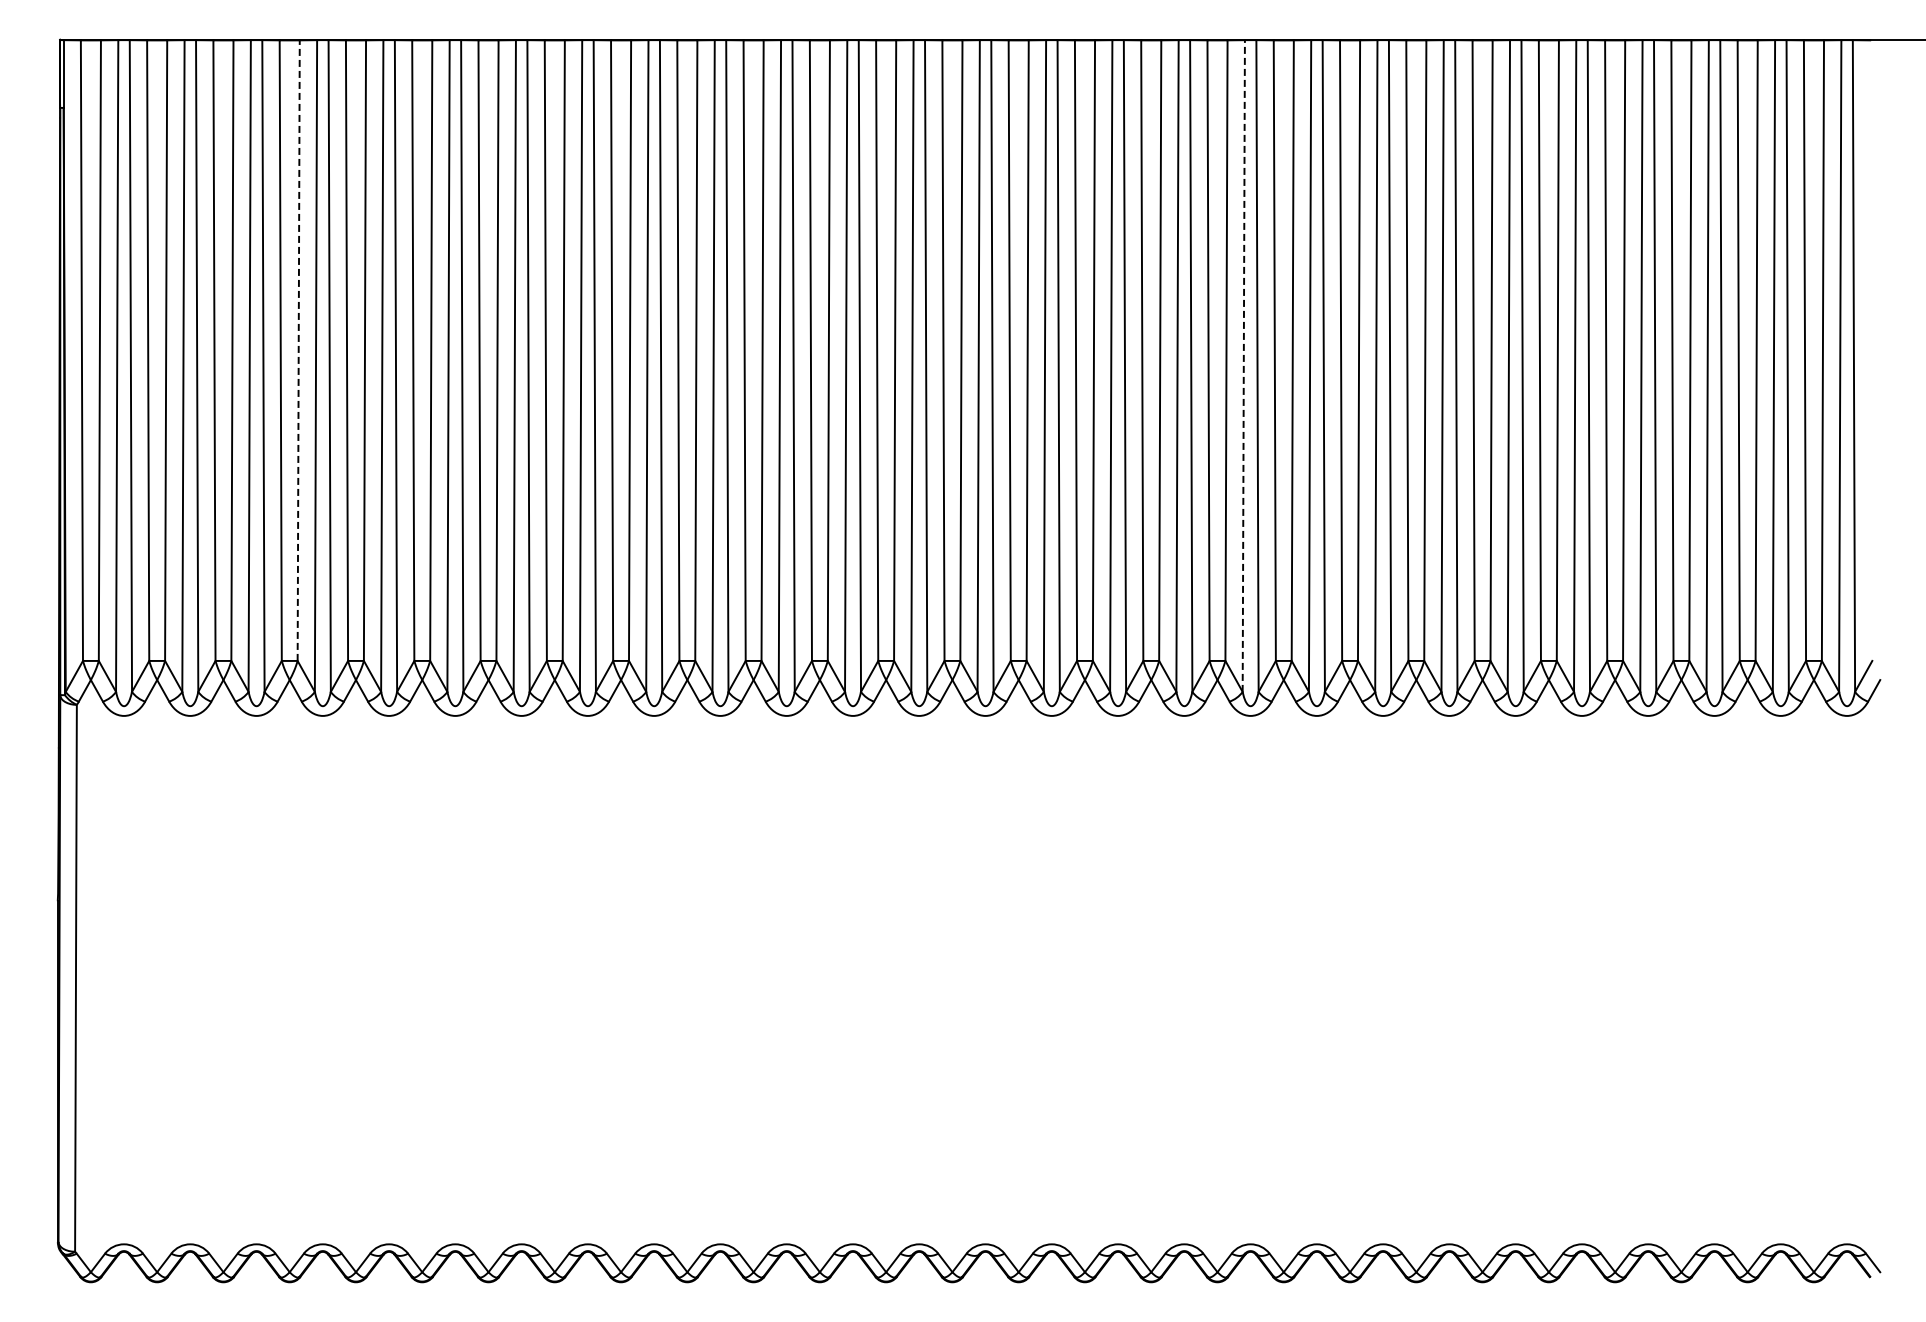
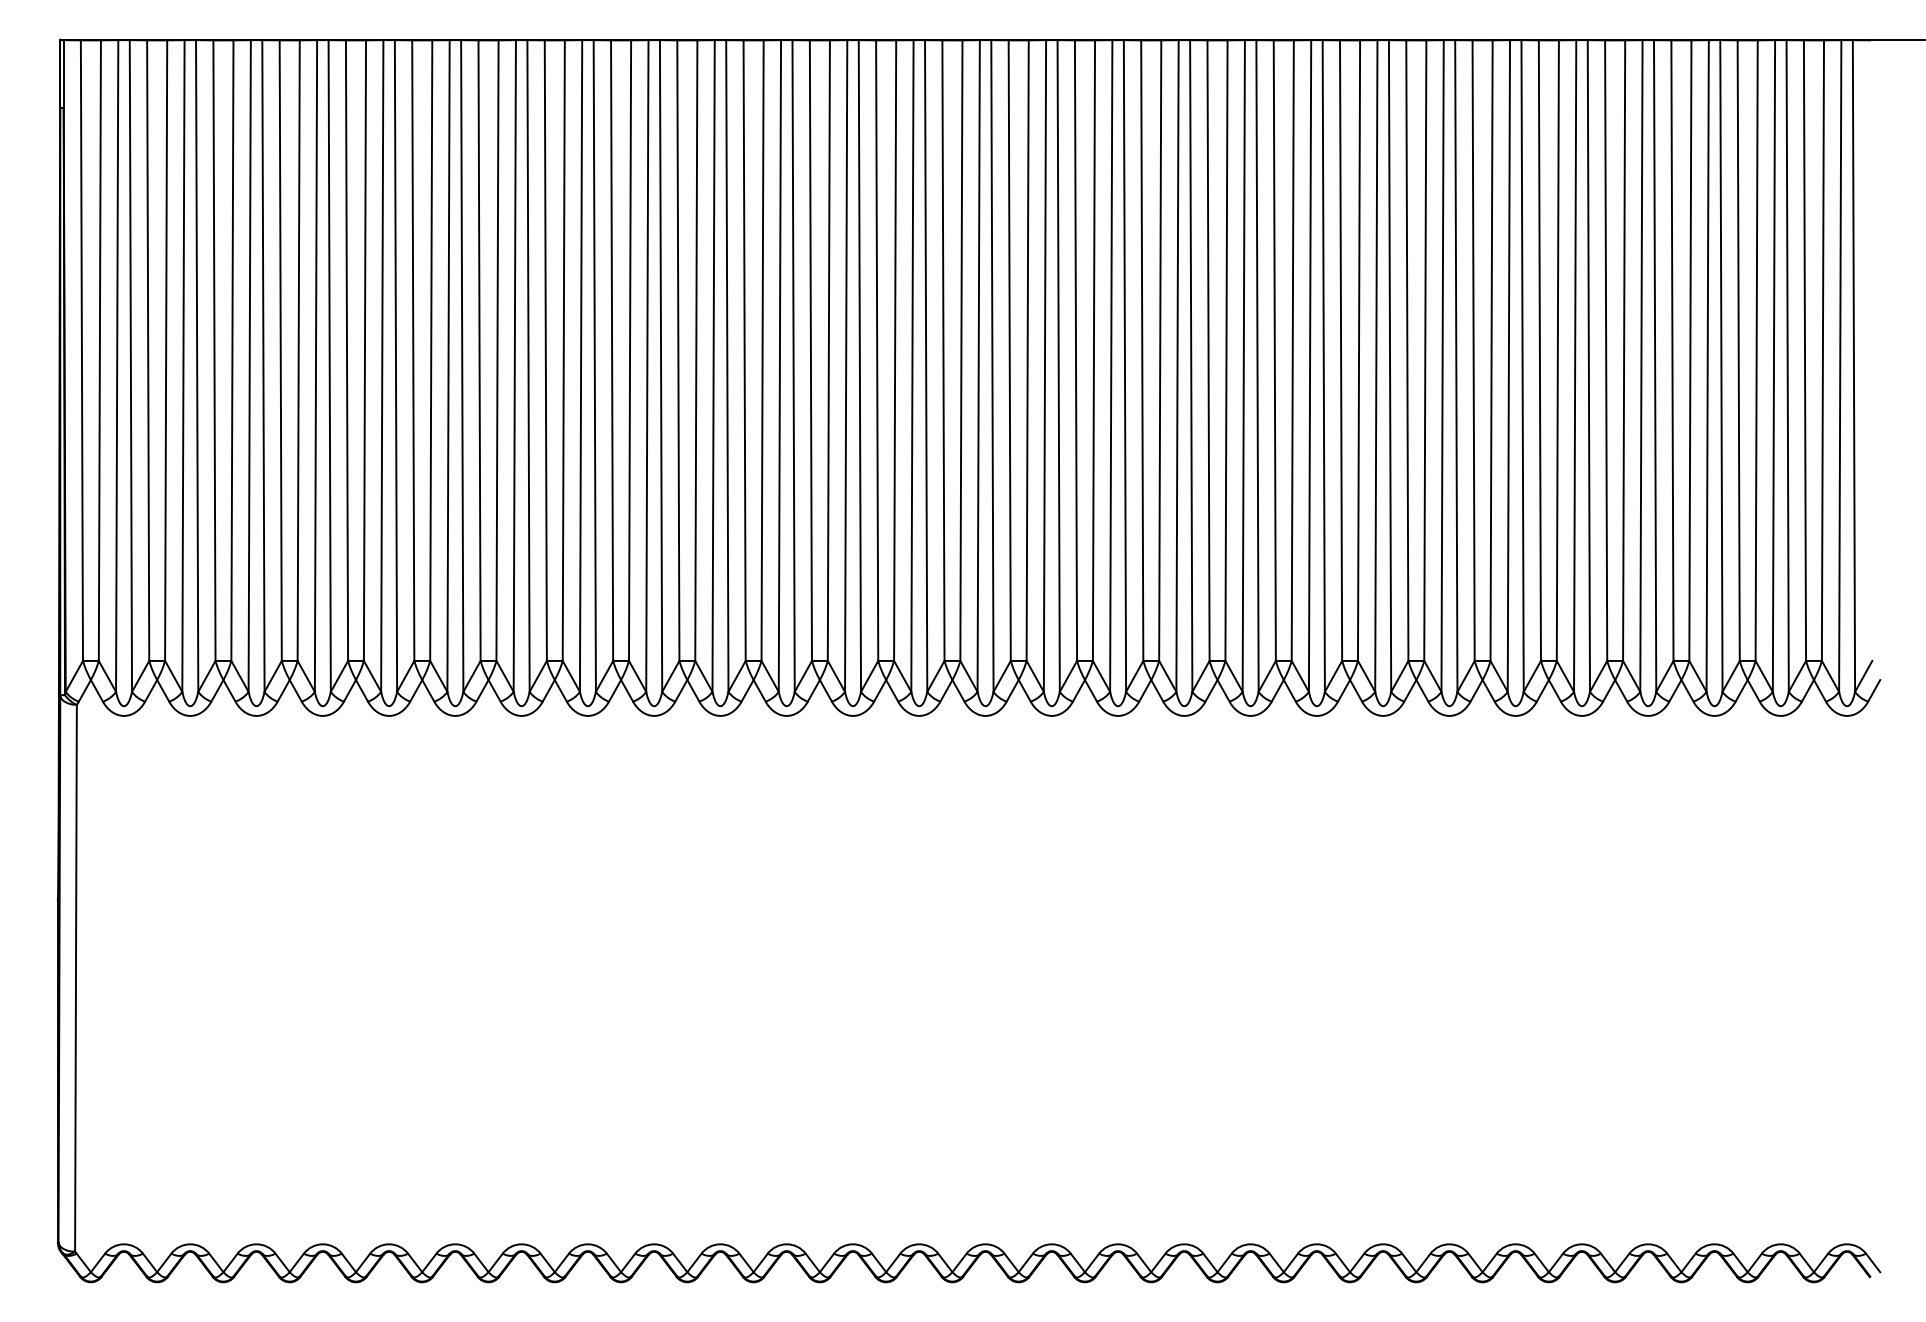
line: dashed -> solid (298, 350)
line: dashed -> solid (1243, 366)
